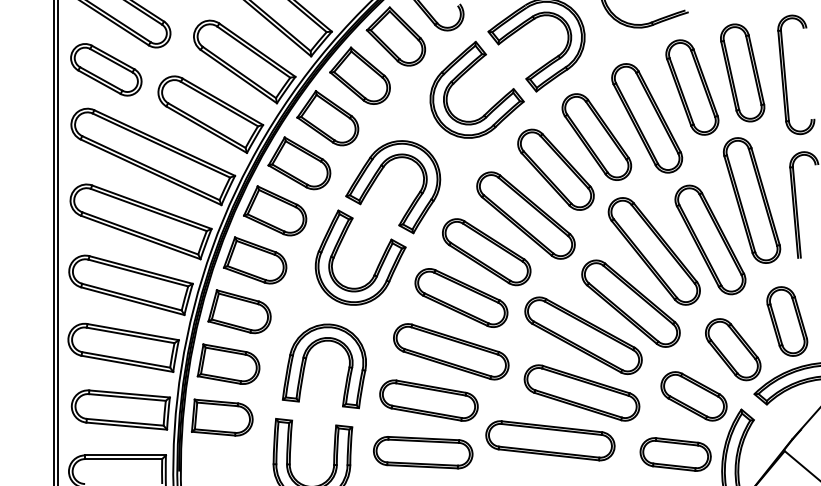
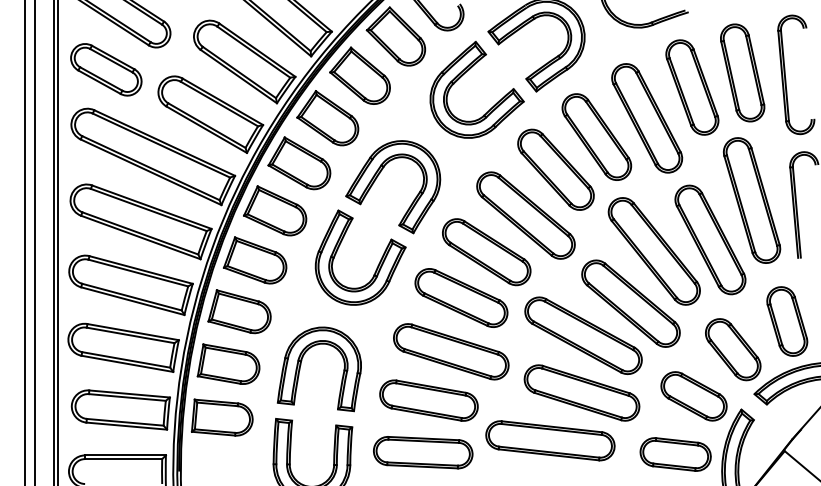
line: none -> present (24, 242)
line: none -> present (34, 242)
part position: (306, 362) -> (301, 365) (301, 365)
